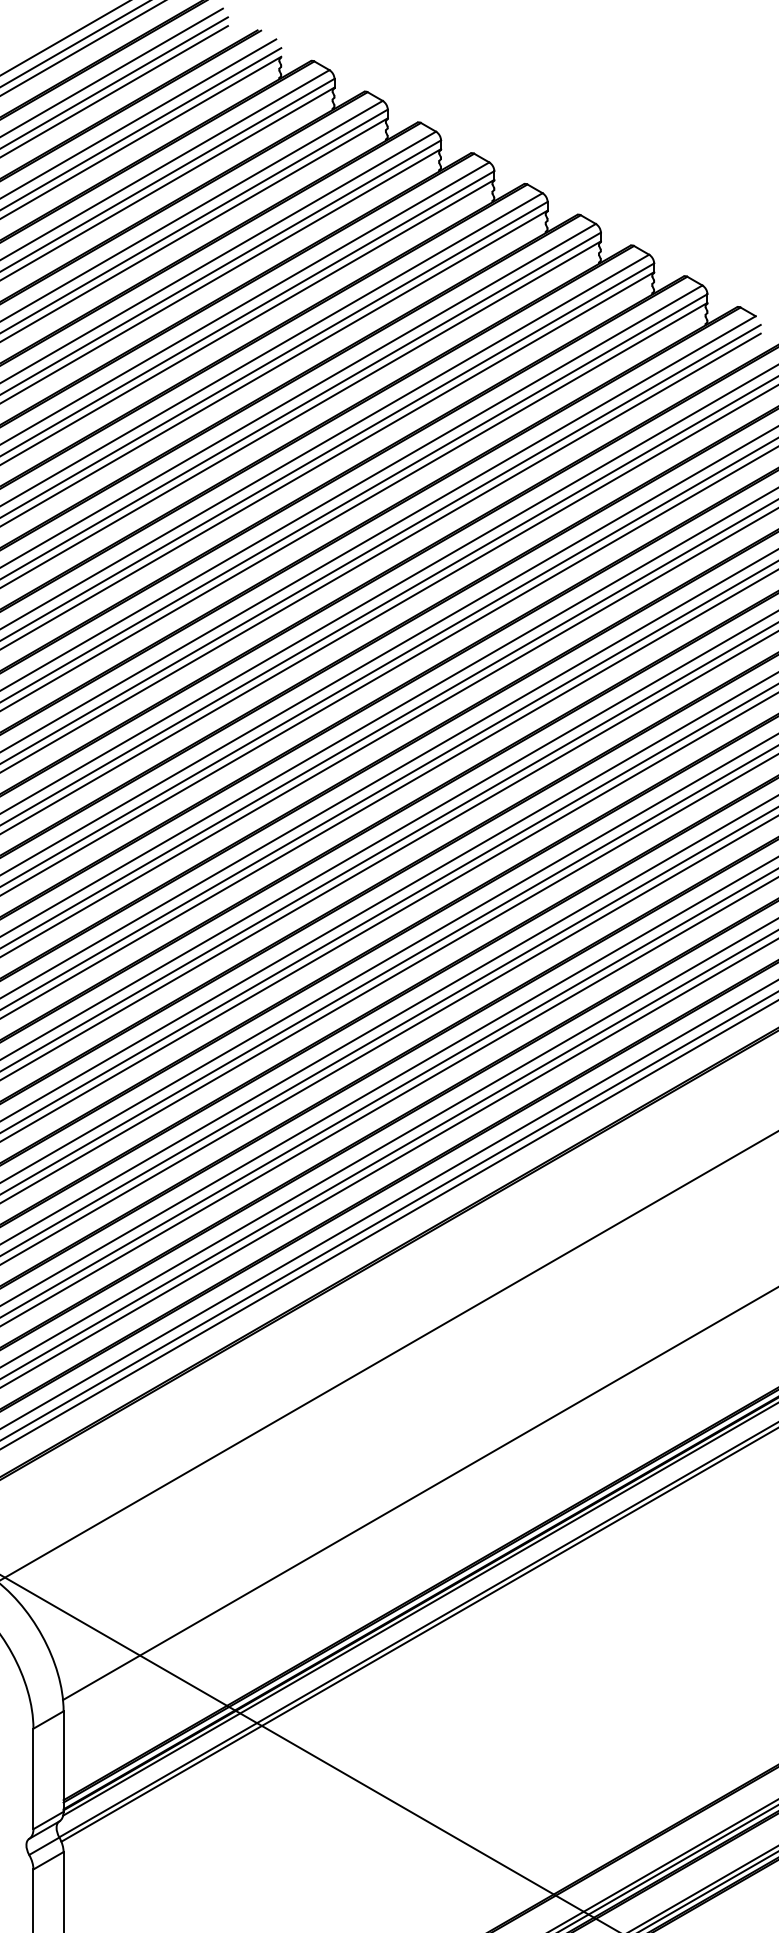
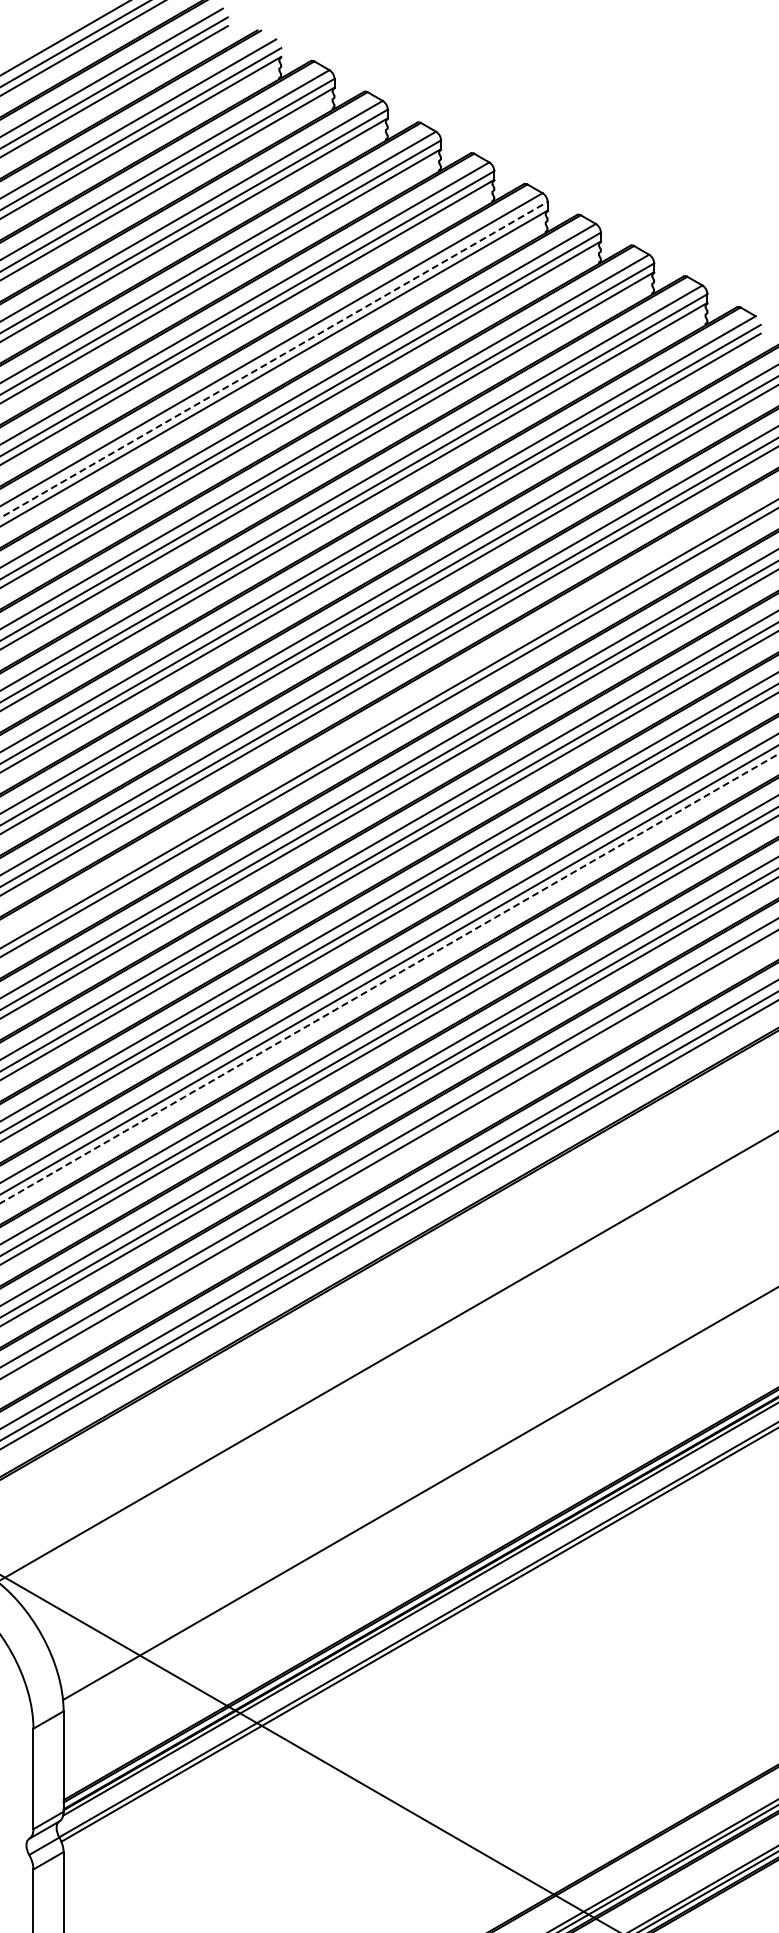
line: solid -> dashed (274, 359)
line: present -> none (388, 712)
line: solid -> dashed (390, 978)
line: present -> none (388, 1163)
